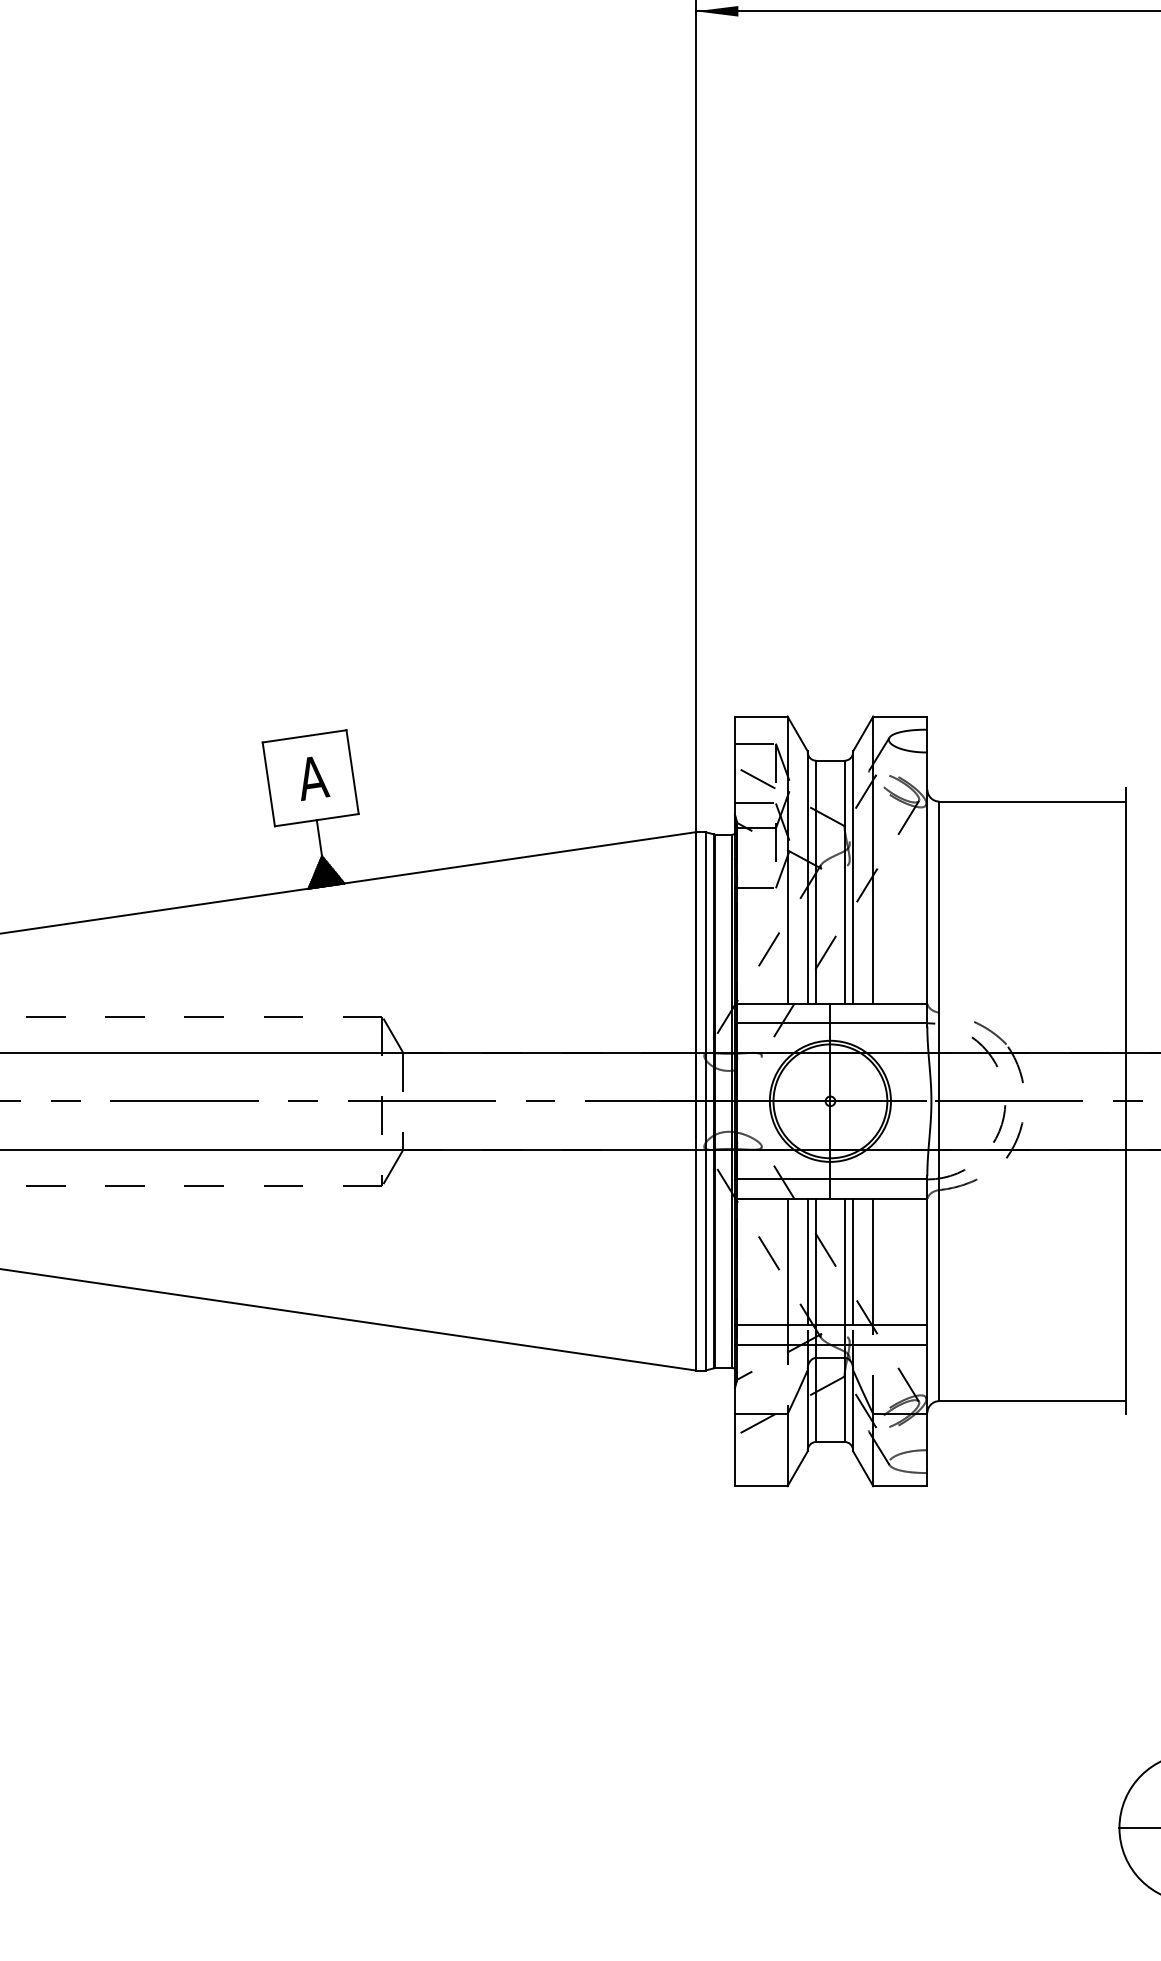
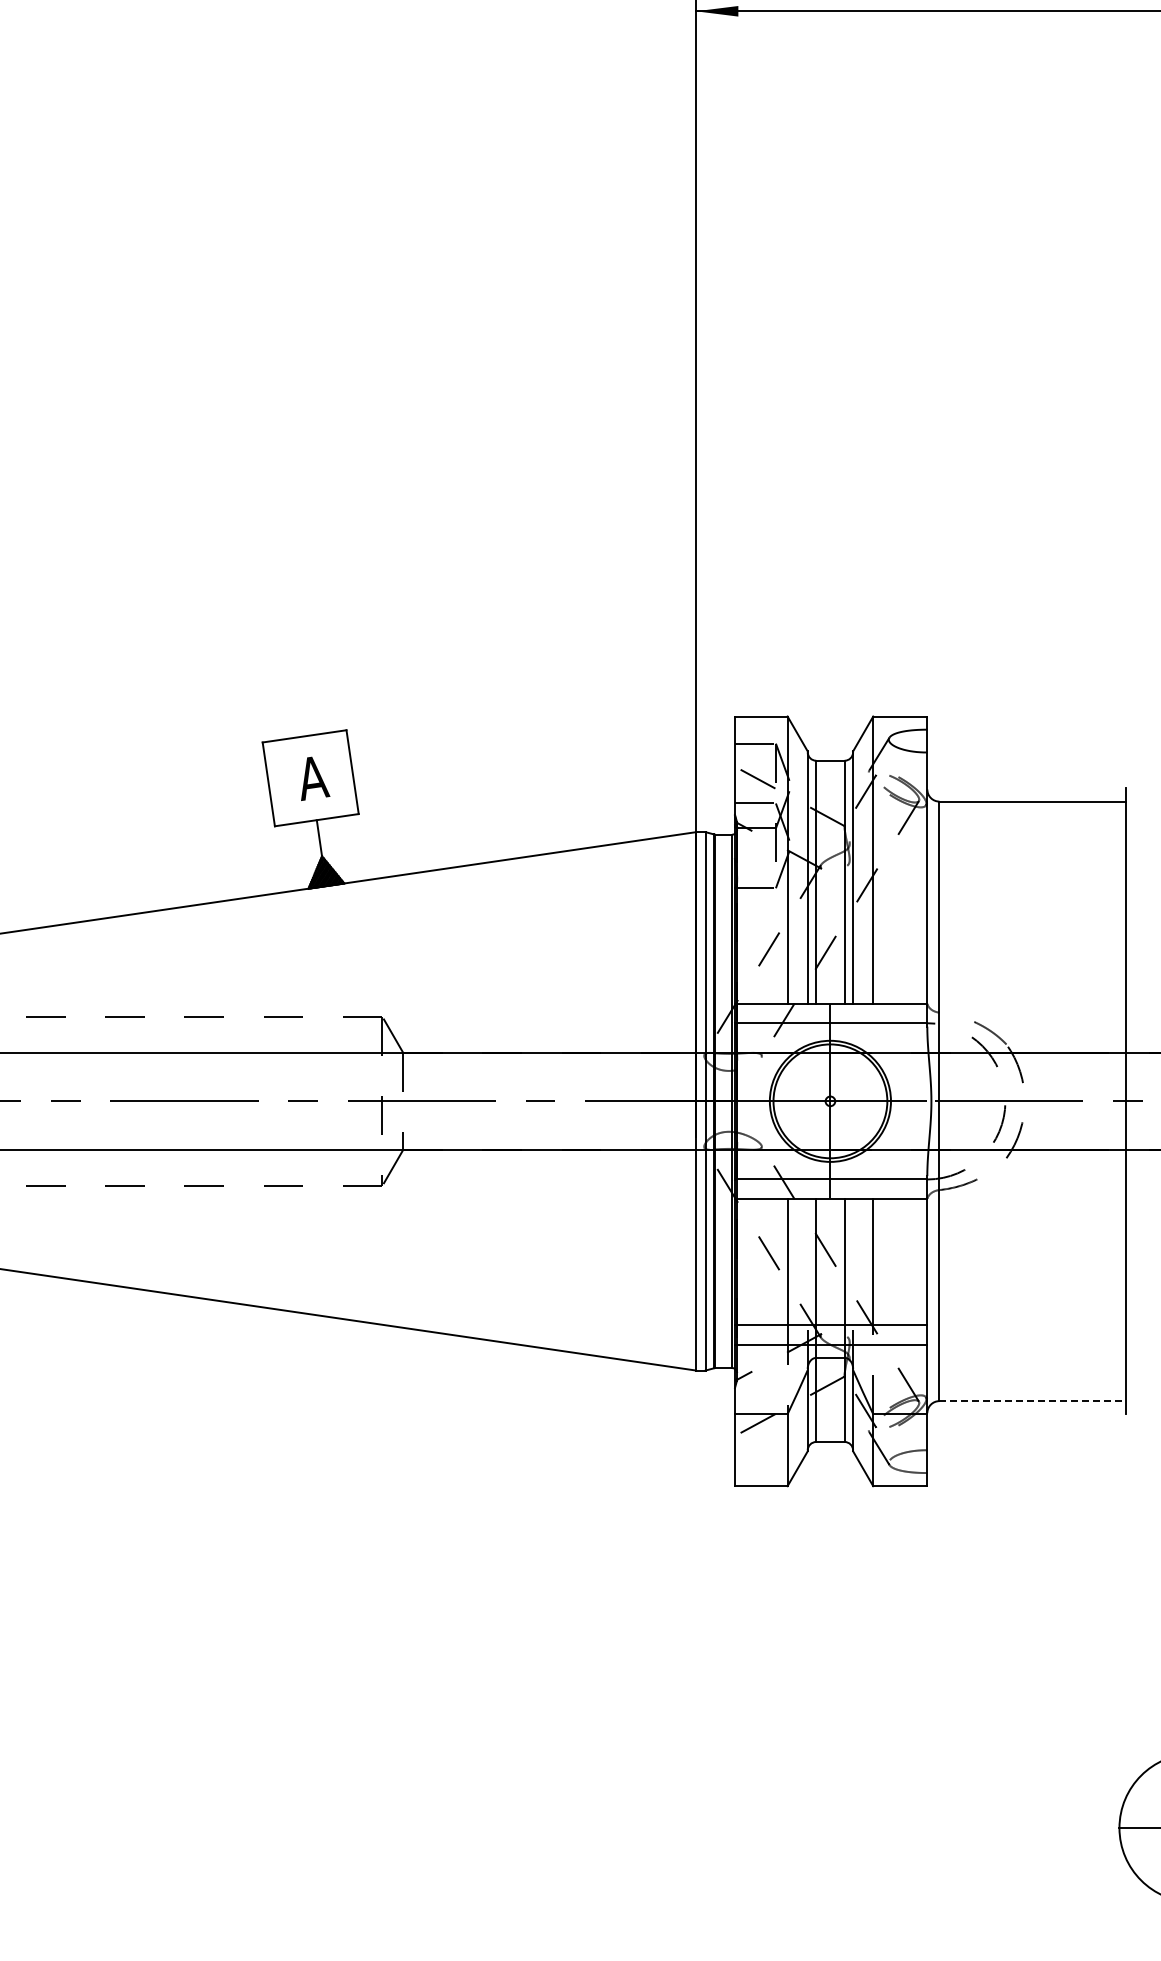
line: present -> none (807, 1261)
line: present -> none (853, 1261)
line: solid -> dashed (1033, 1401)
